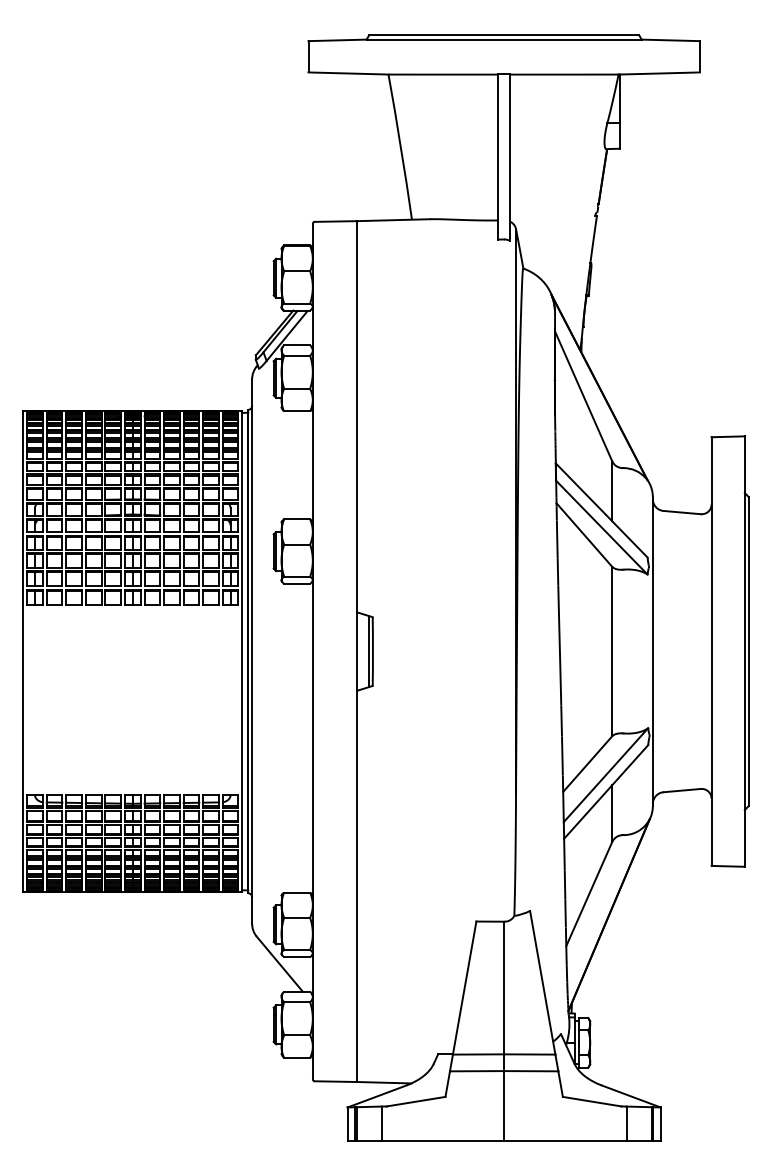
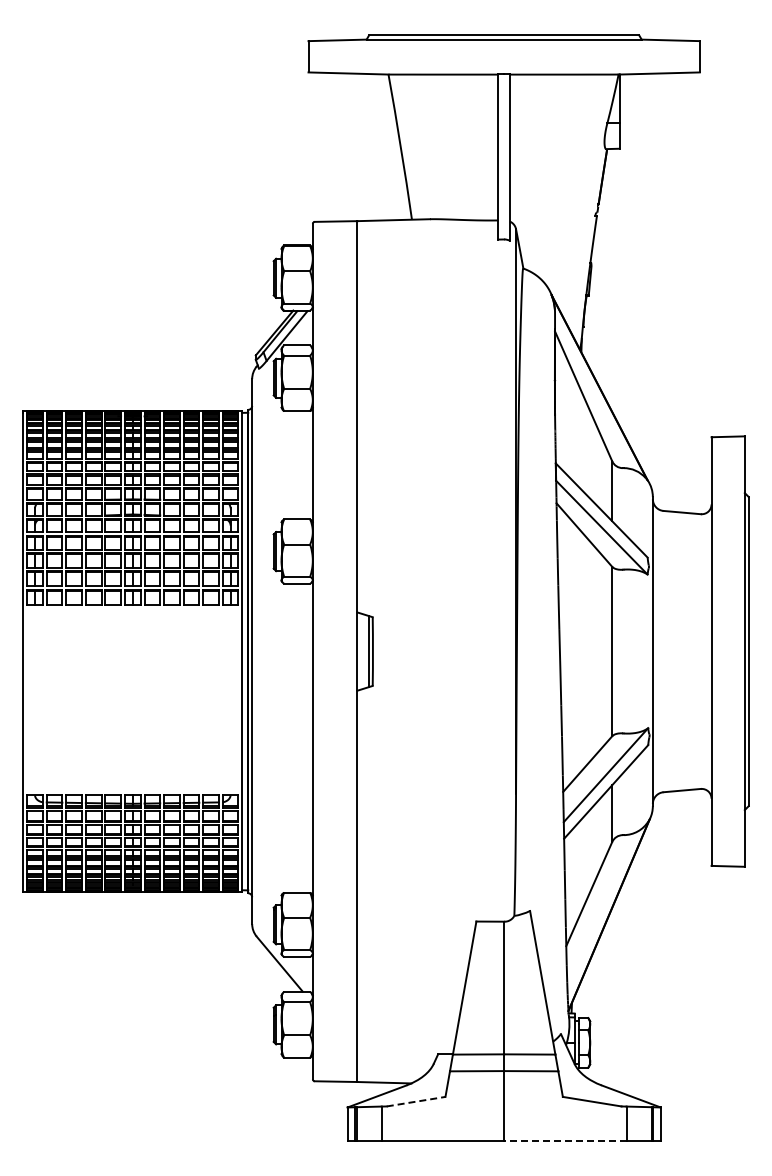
line: solid -> dashed (416, 1101)
line: solid -> dashed (564, 1140)
